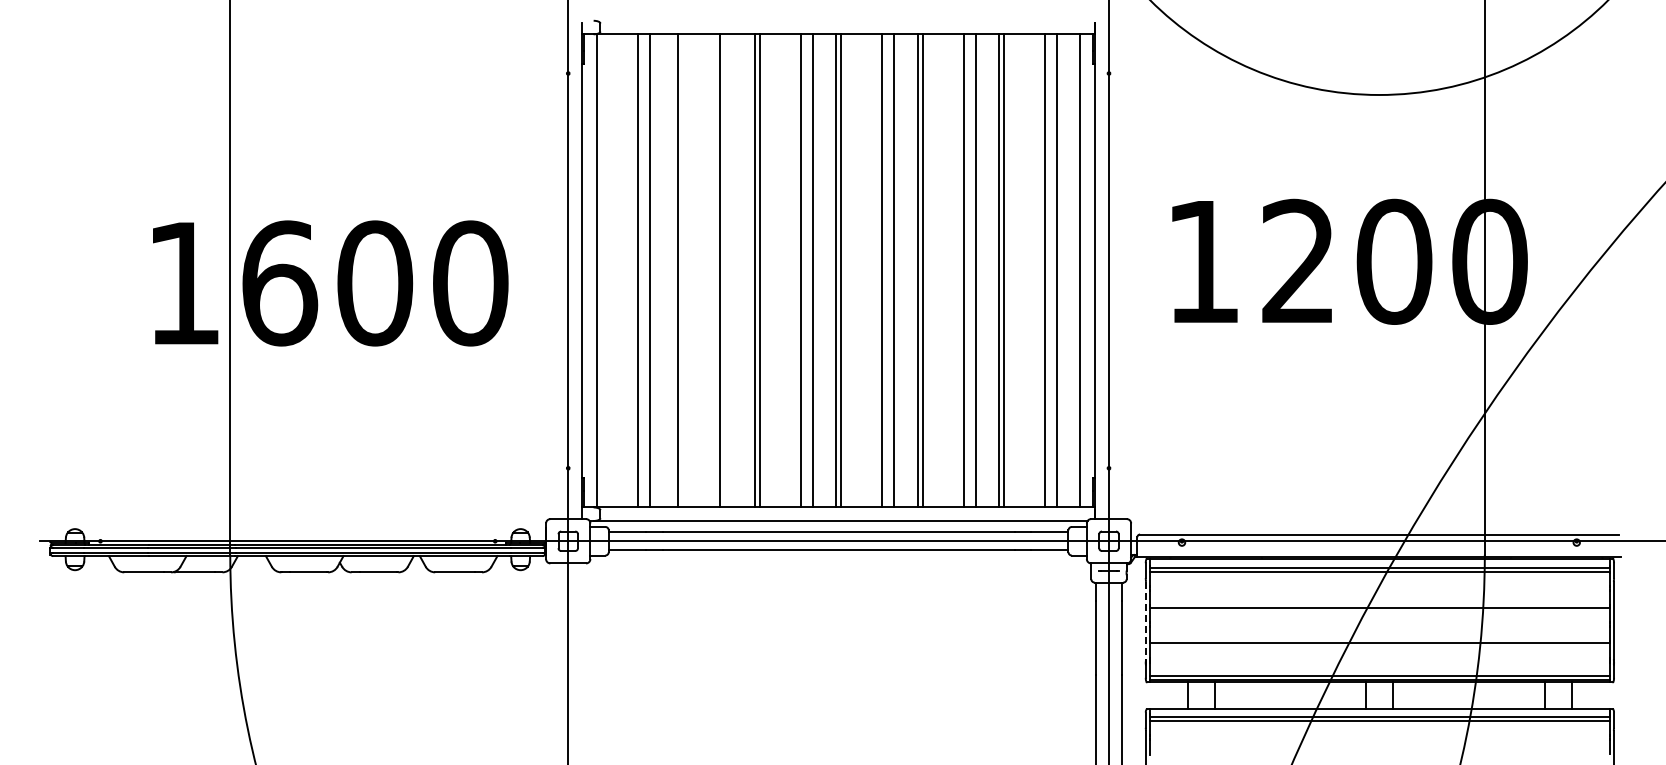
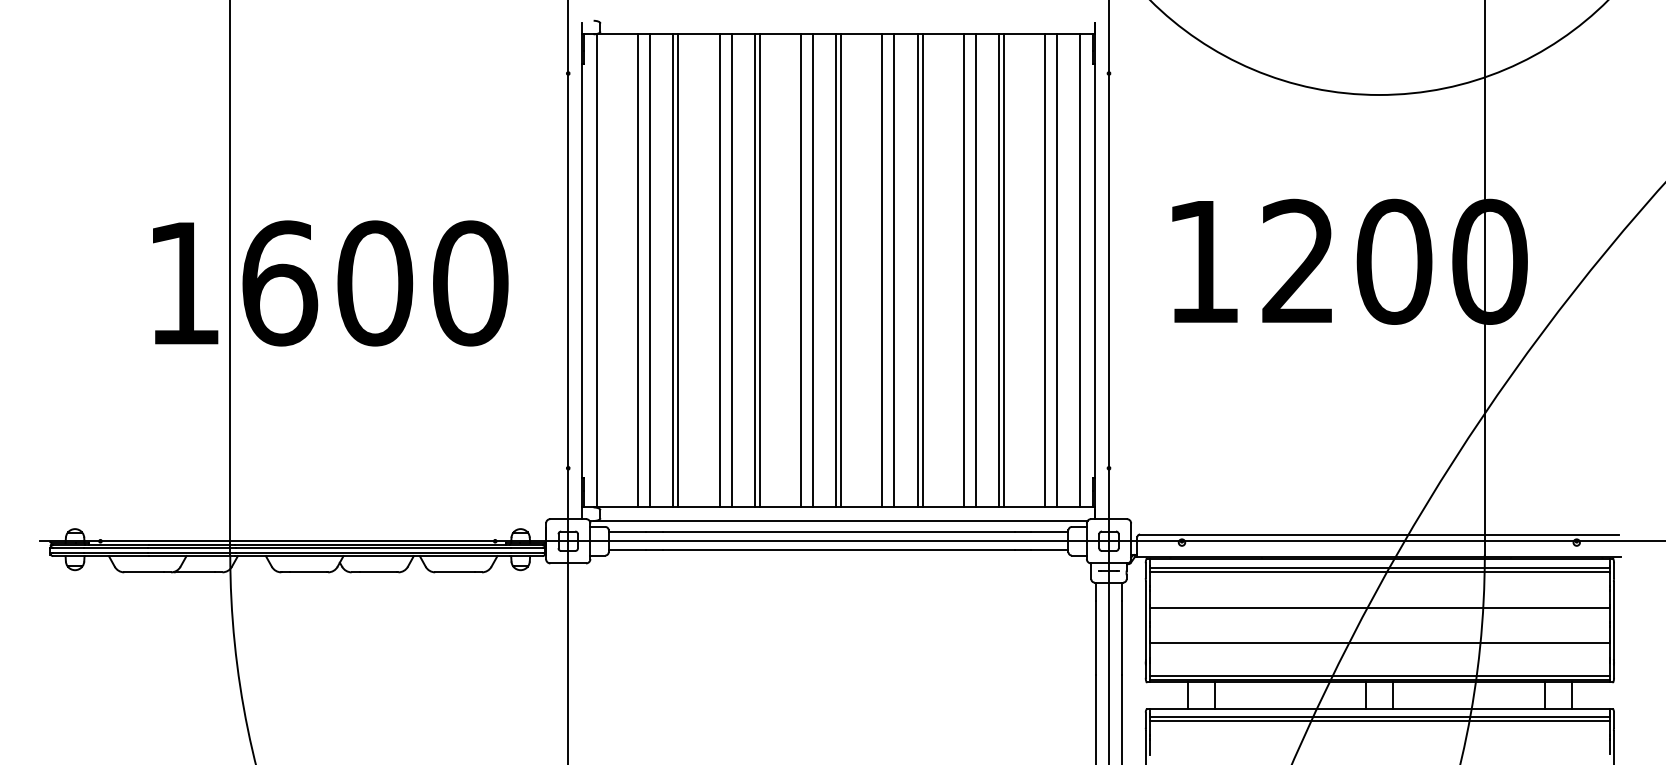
line: none -> present (673, 270)
line: none -> present (731, 270)
line: dashed -> solid (1145, 622)
